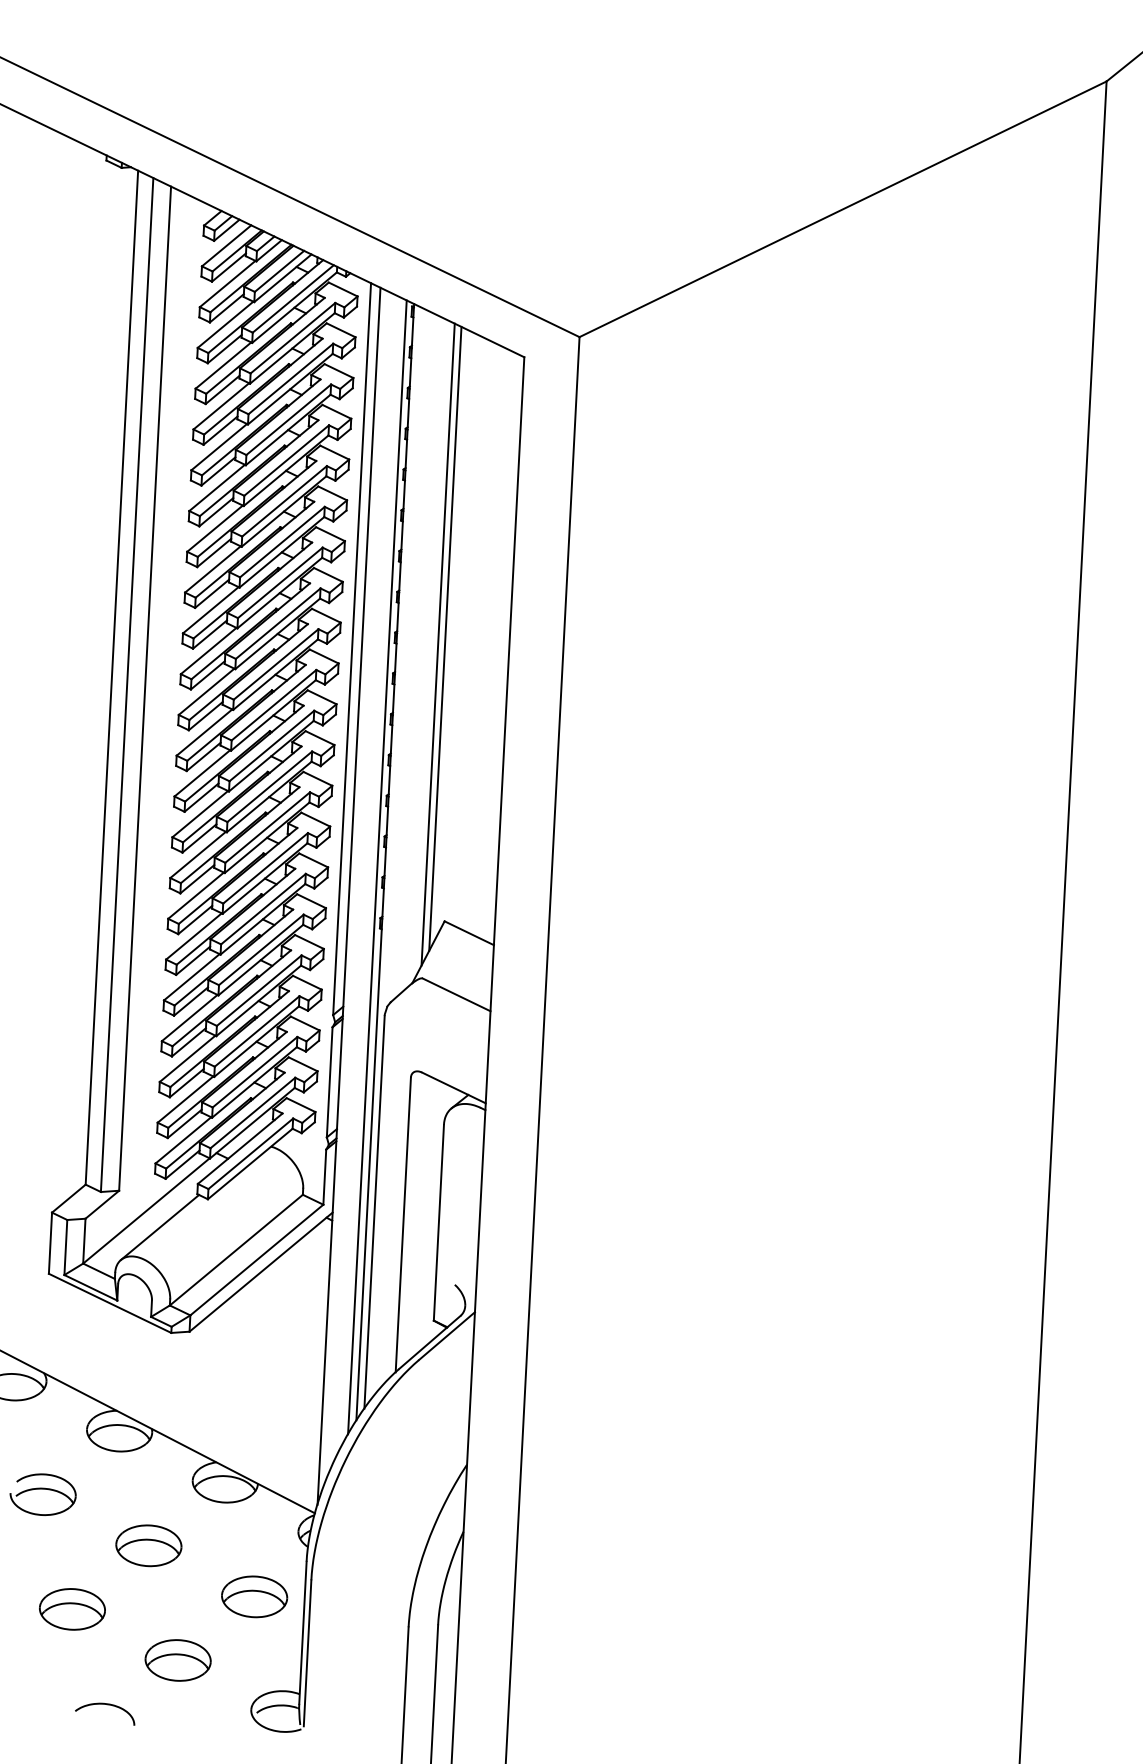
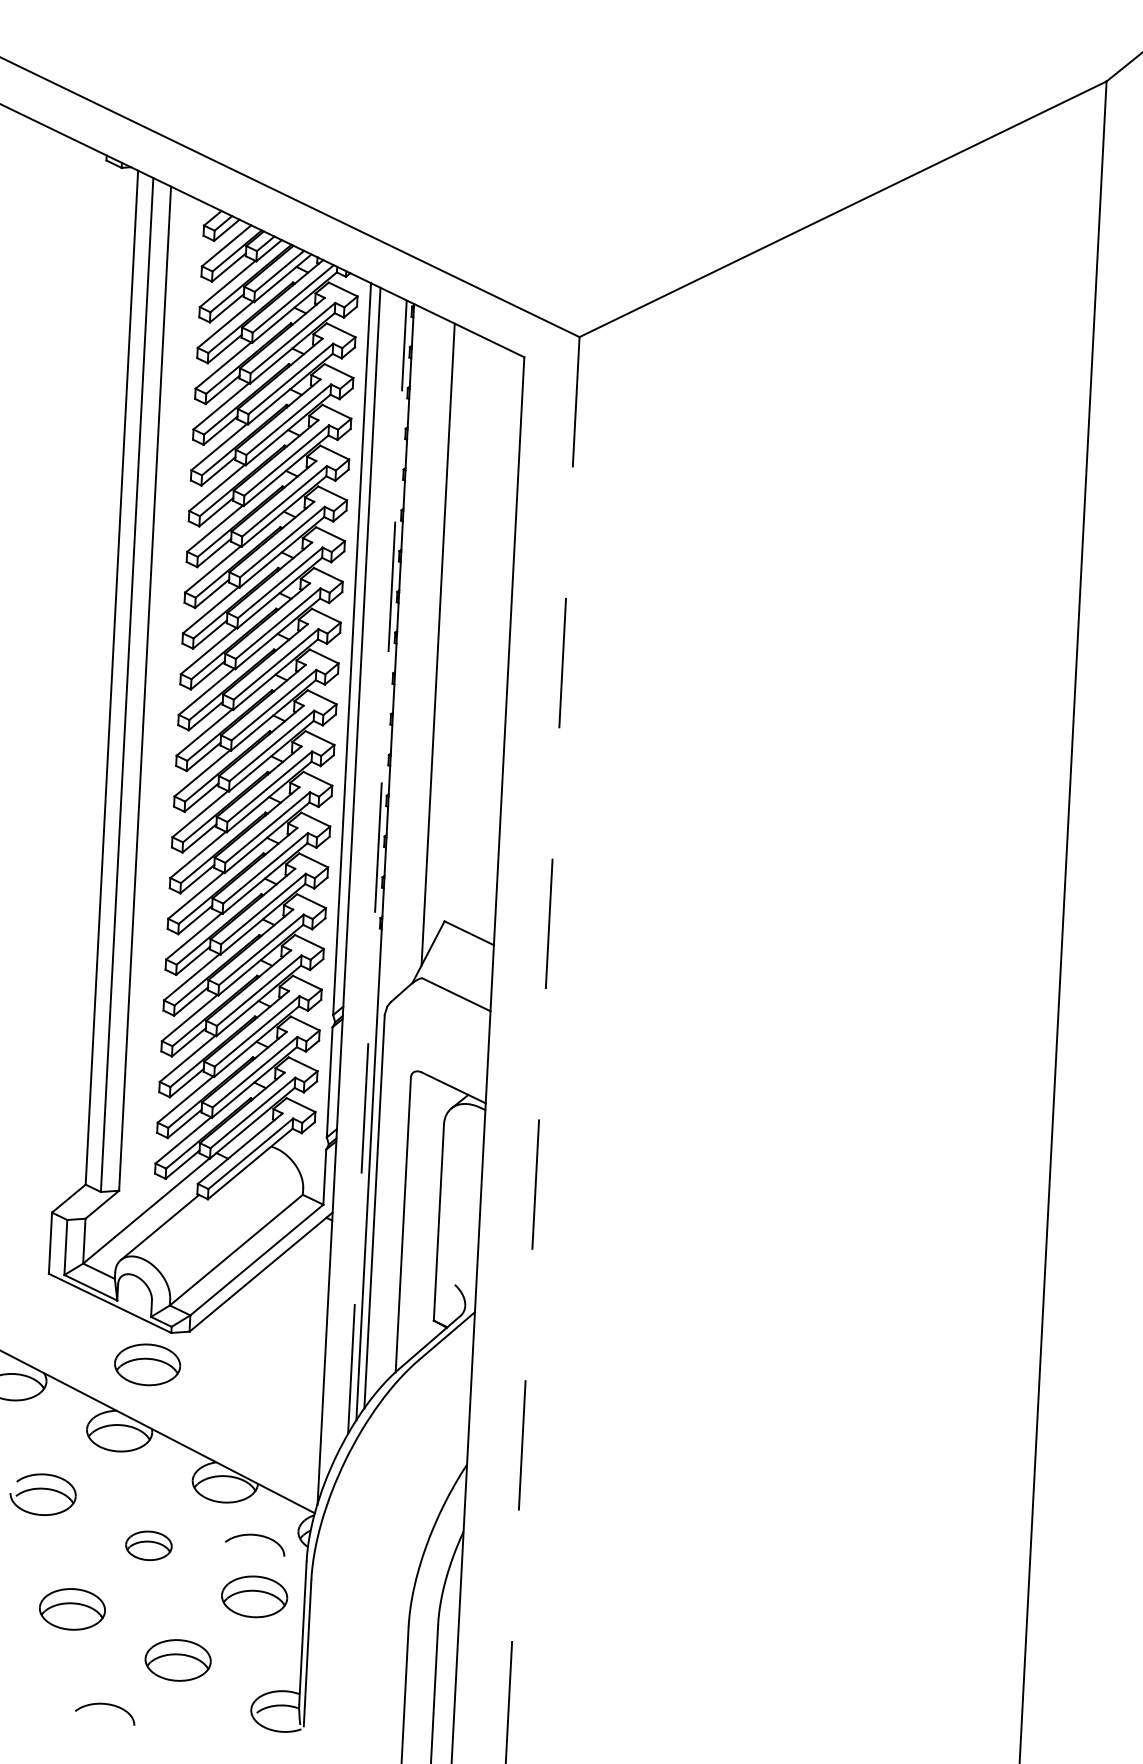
line: present -> none (445, 638)
line: solid -> dashed (377, 867)
line: solid -> dashed (542, 1050)
part: none -> present (147, 1364)
curve: none -> present (257, 1536)
part size: 68x44 px -> 48x31 px (148, 1545)
